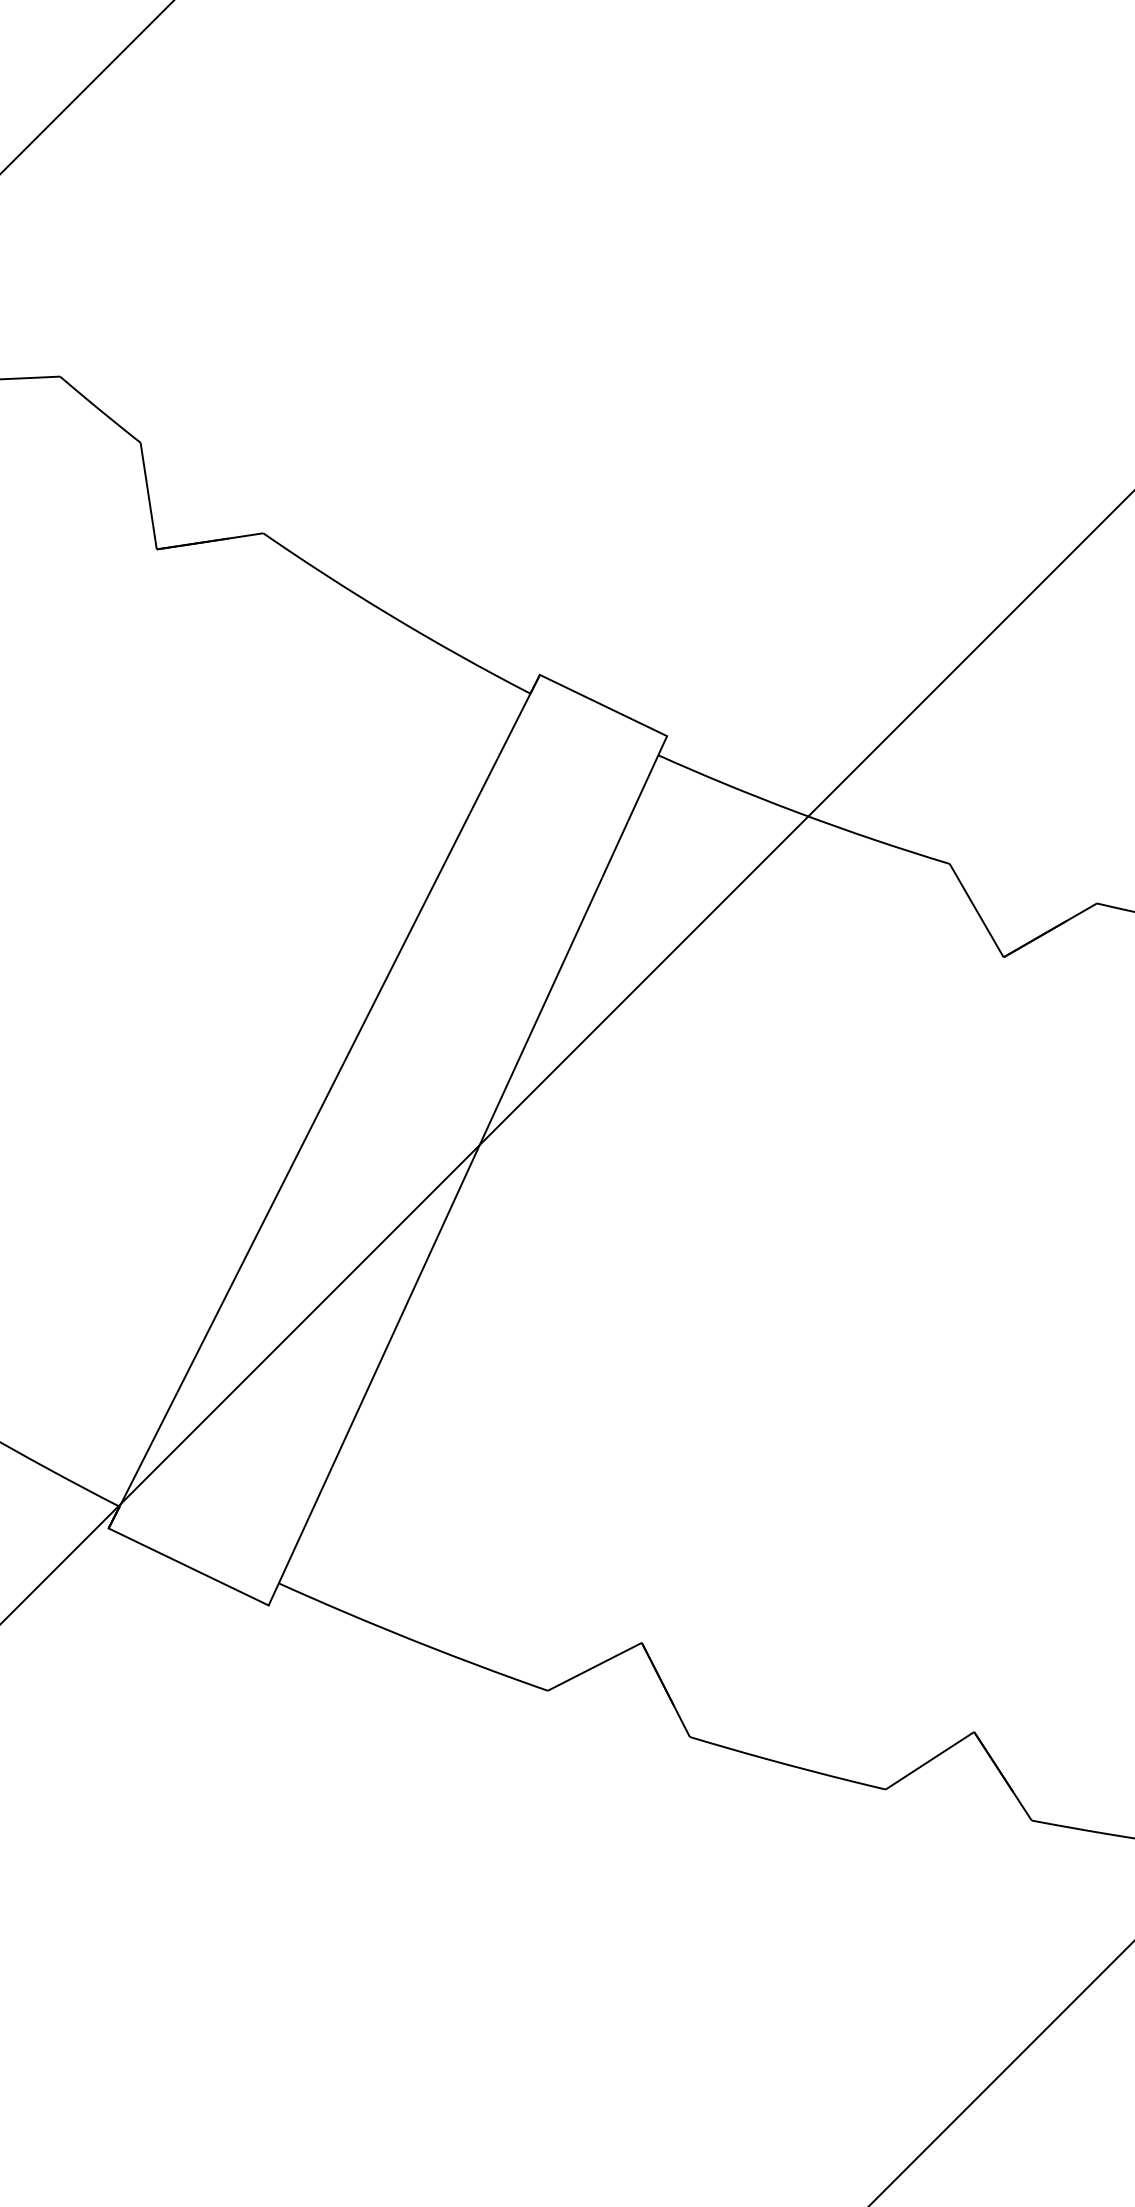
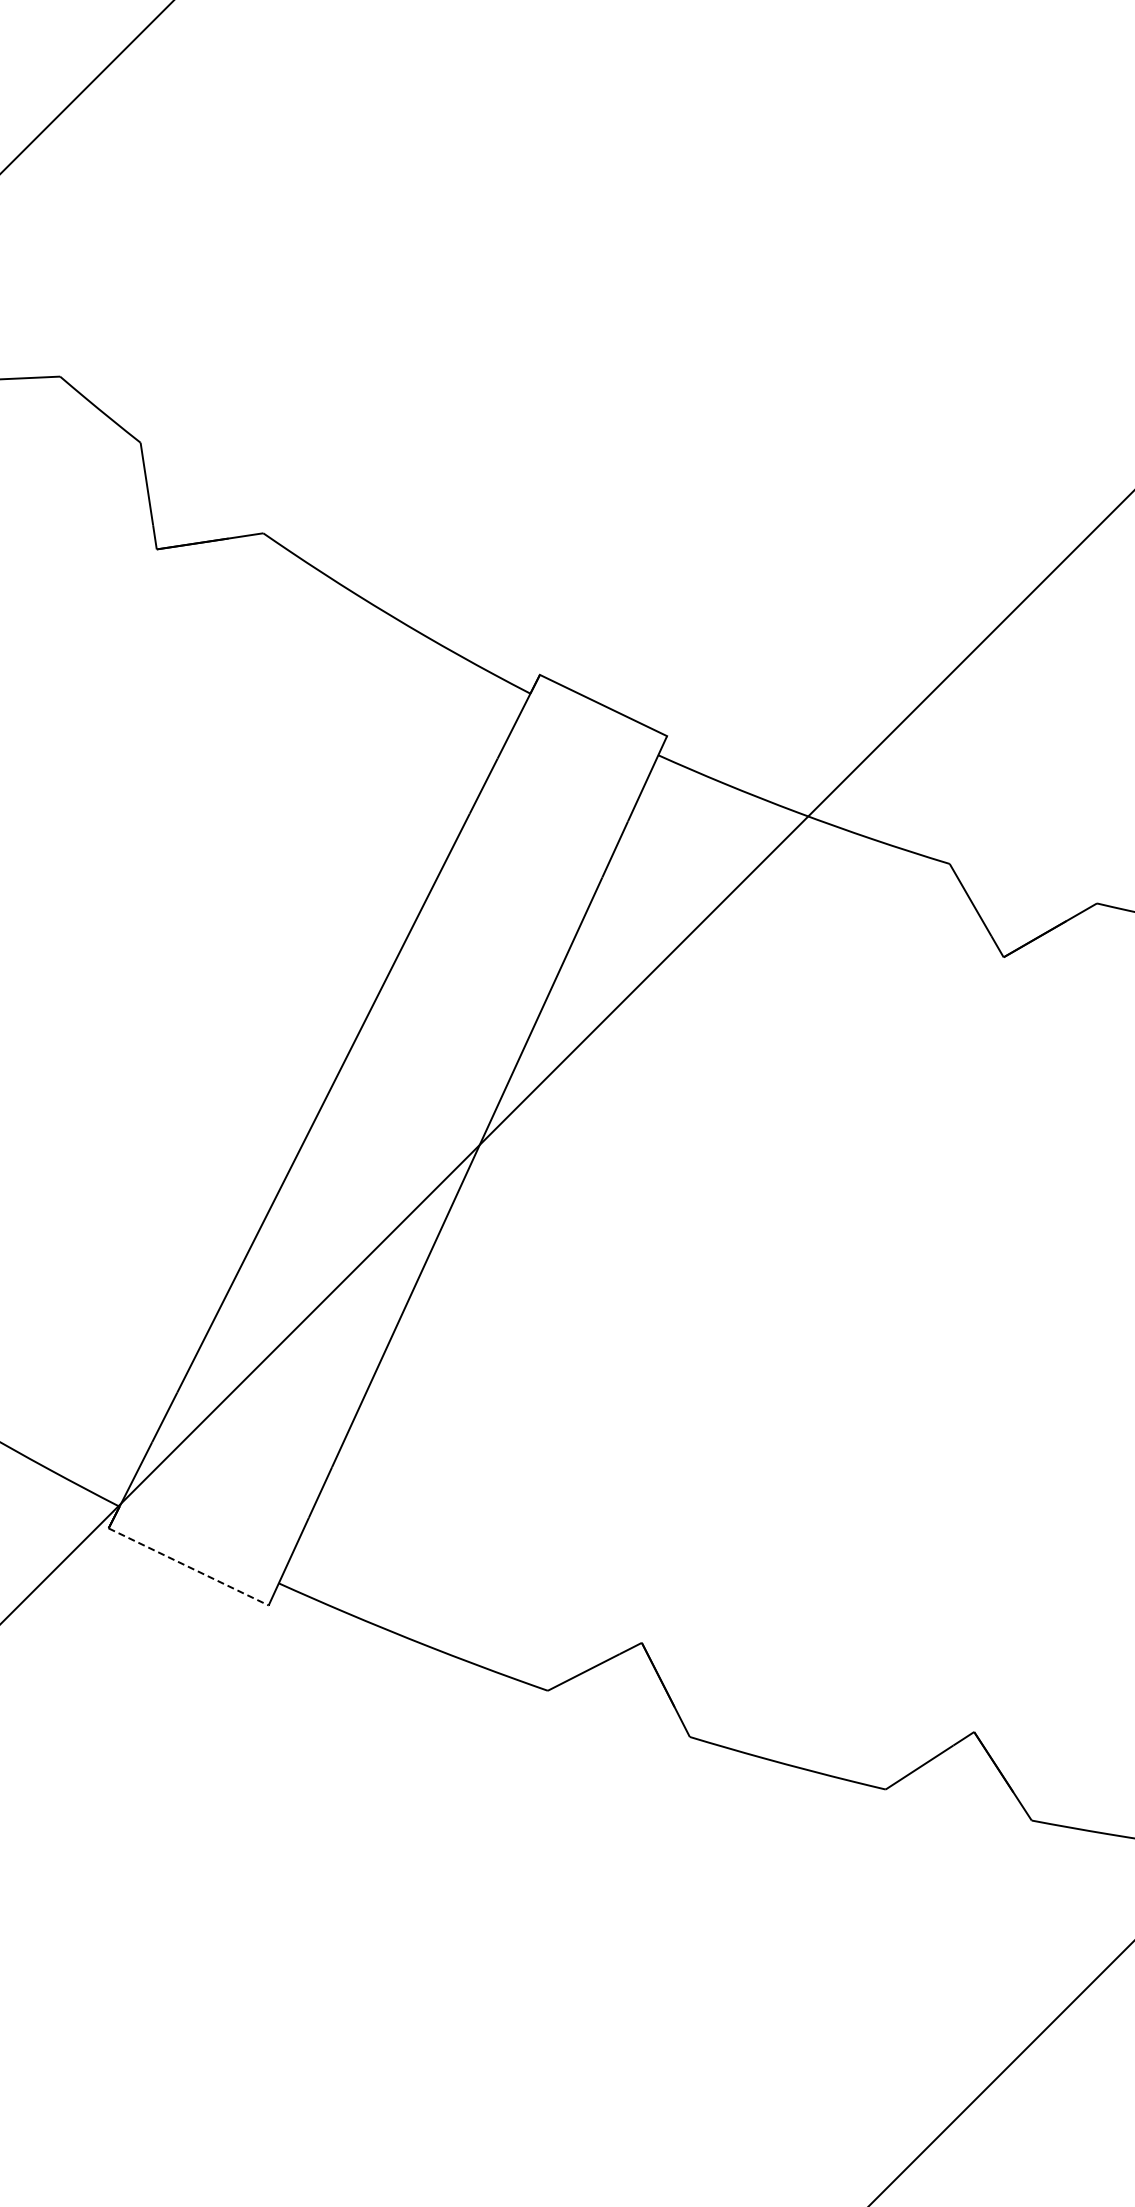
line: solid -> dashed (188, 1566)
